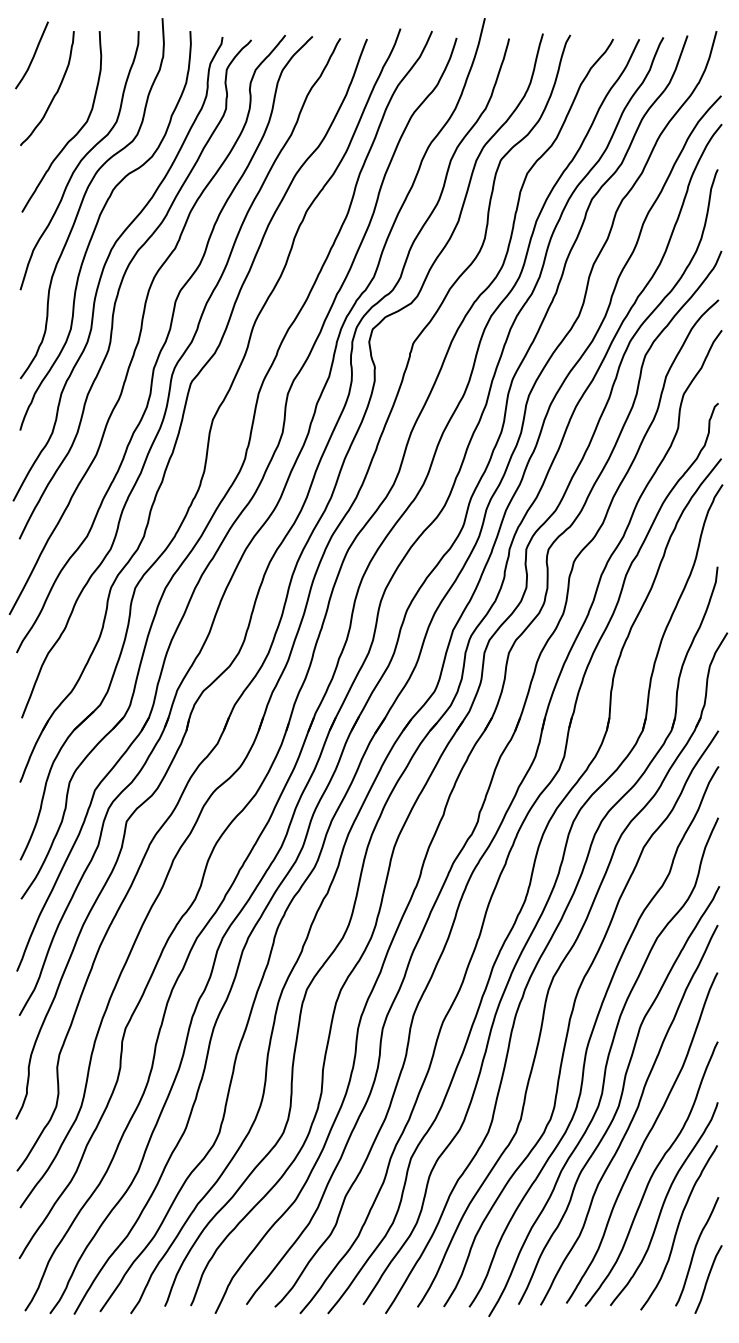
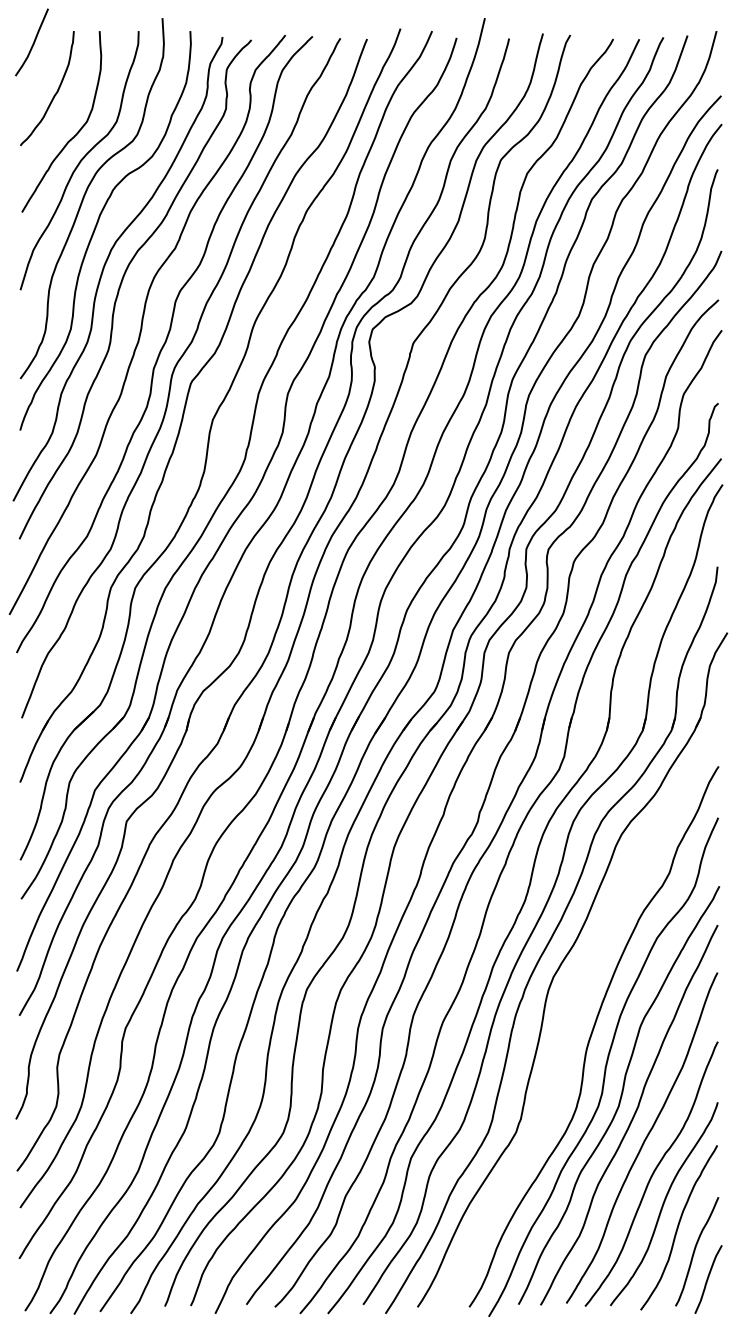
curve position: (32, 56) -> (32, 43) (32, 43)
curve: present -> none (572, 1015)
